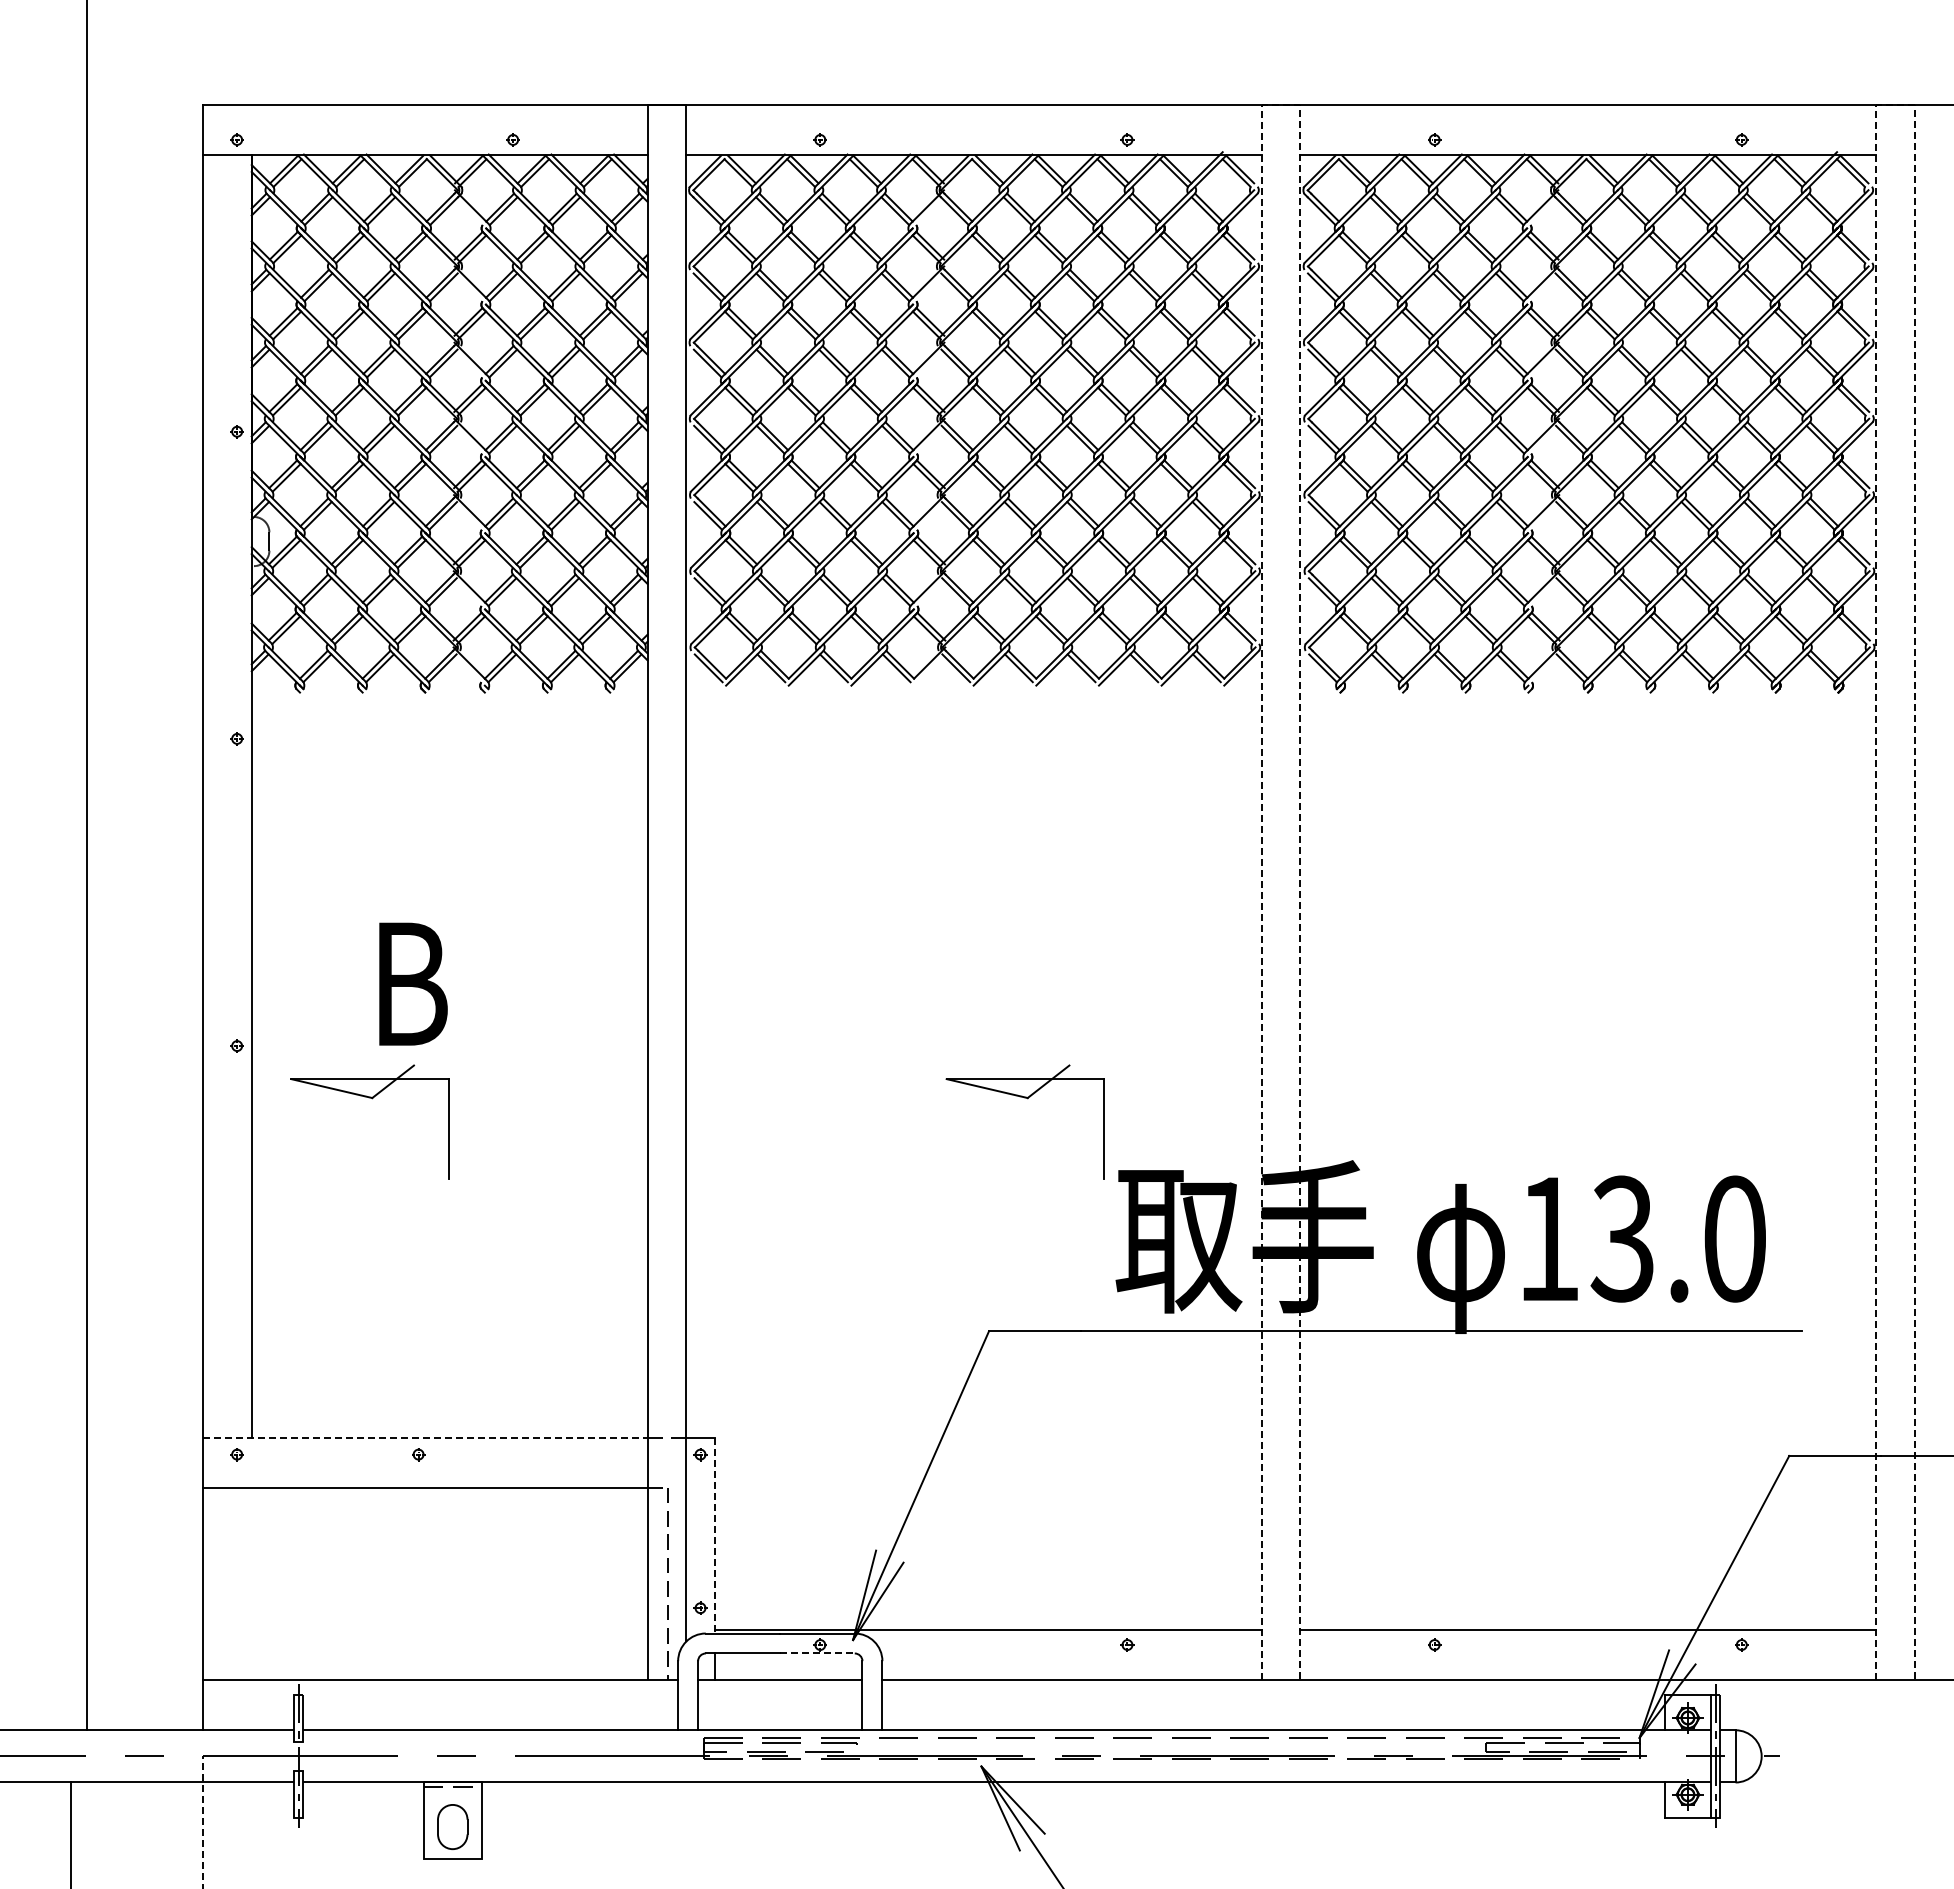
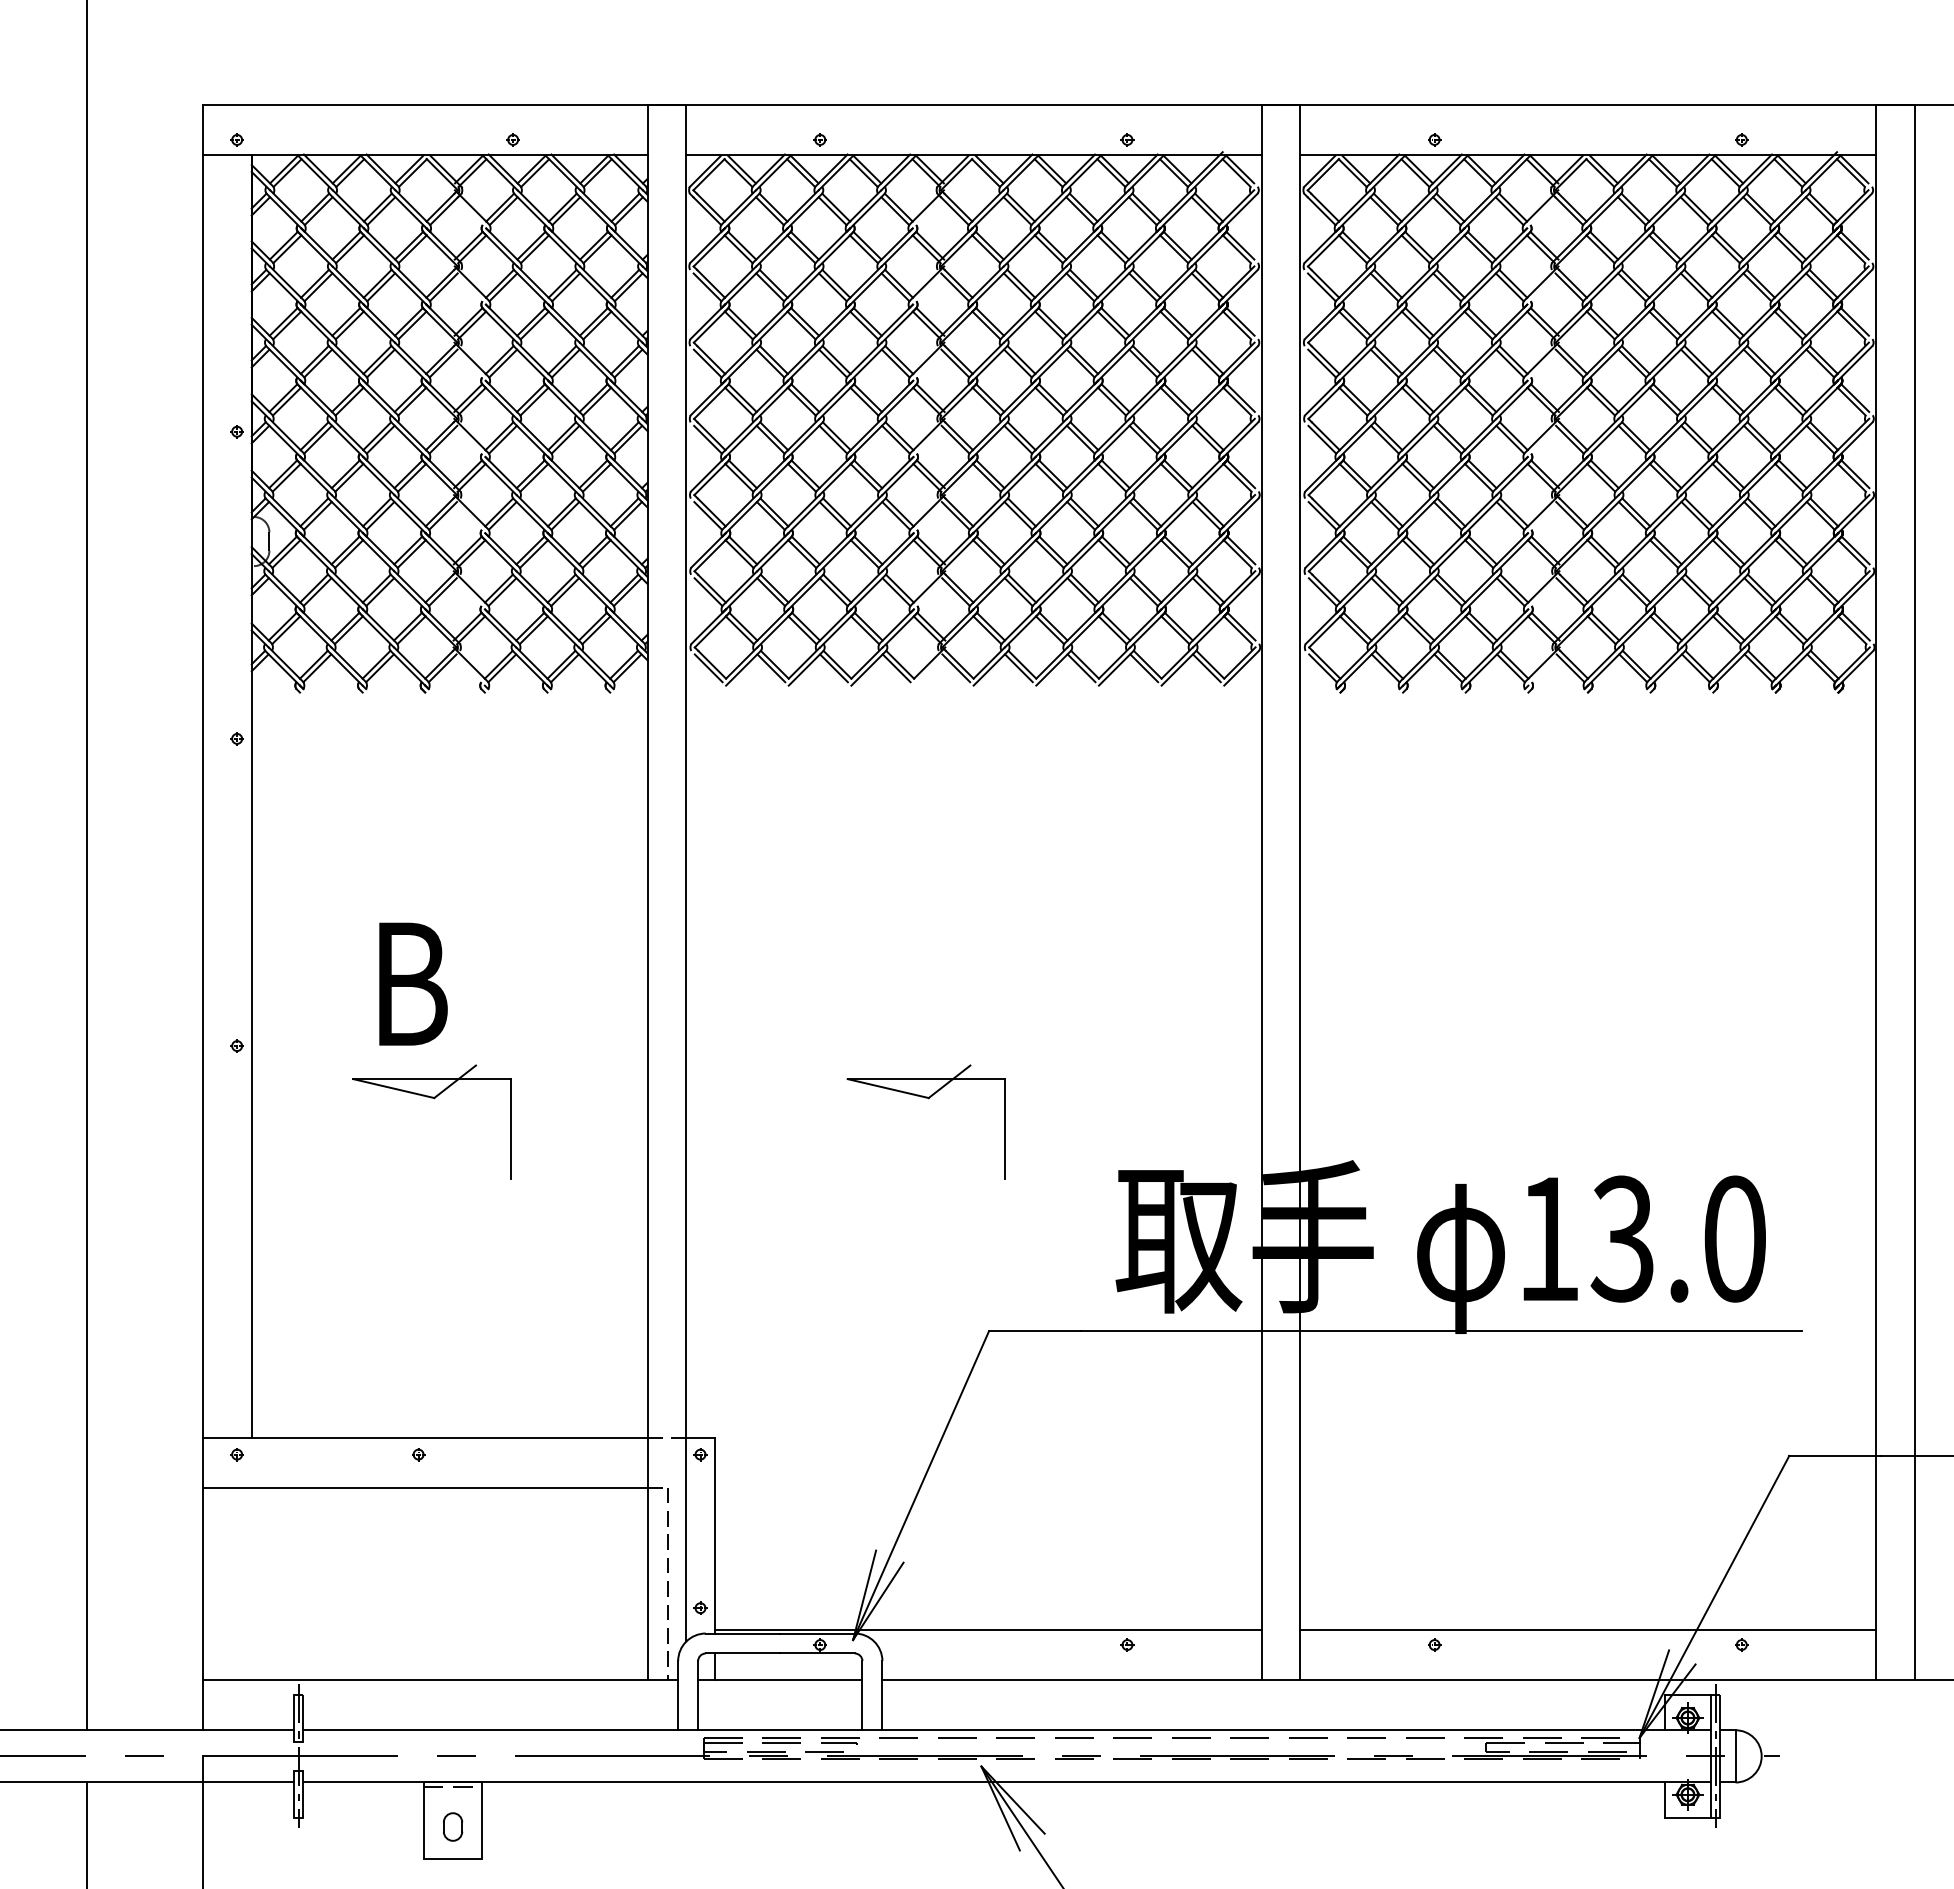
line: dashed -> solid (1281, 105)
line: dashed -> solid (1895, 105)
part position: (372, 1099) -> (434, 1099) (434, 1099)
part position: (1027, 1099) -> (928, 1099) (928, 1099)
line: dashed -> solid (425, 1438)
line: dashed -> solid (715, 1535)
line: dashed -> solid (818, 1653)
line: dashed -> solid (202, 1822)
part size: 32x47 px -> 21x30 px (453, 1826)
line position: (71, 1833) -> (87, 1833) (87, 1833)
